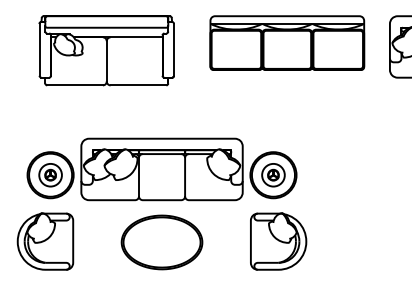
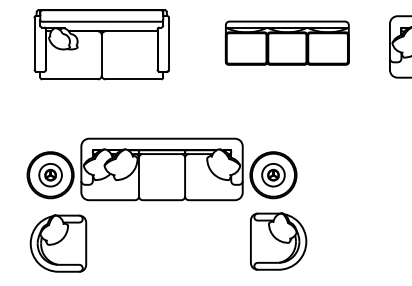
part size: 157x56 px -> 126x46 px (286, 42)
part position: (106, 50) -> (101, 44) (101, 44)
part position: (45, 241) -> (58, 243) (58, 243)
part: present -> none (161, 242)
